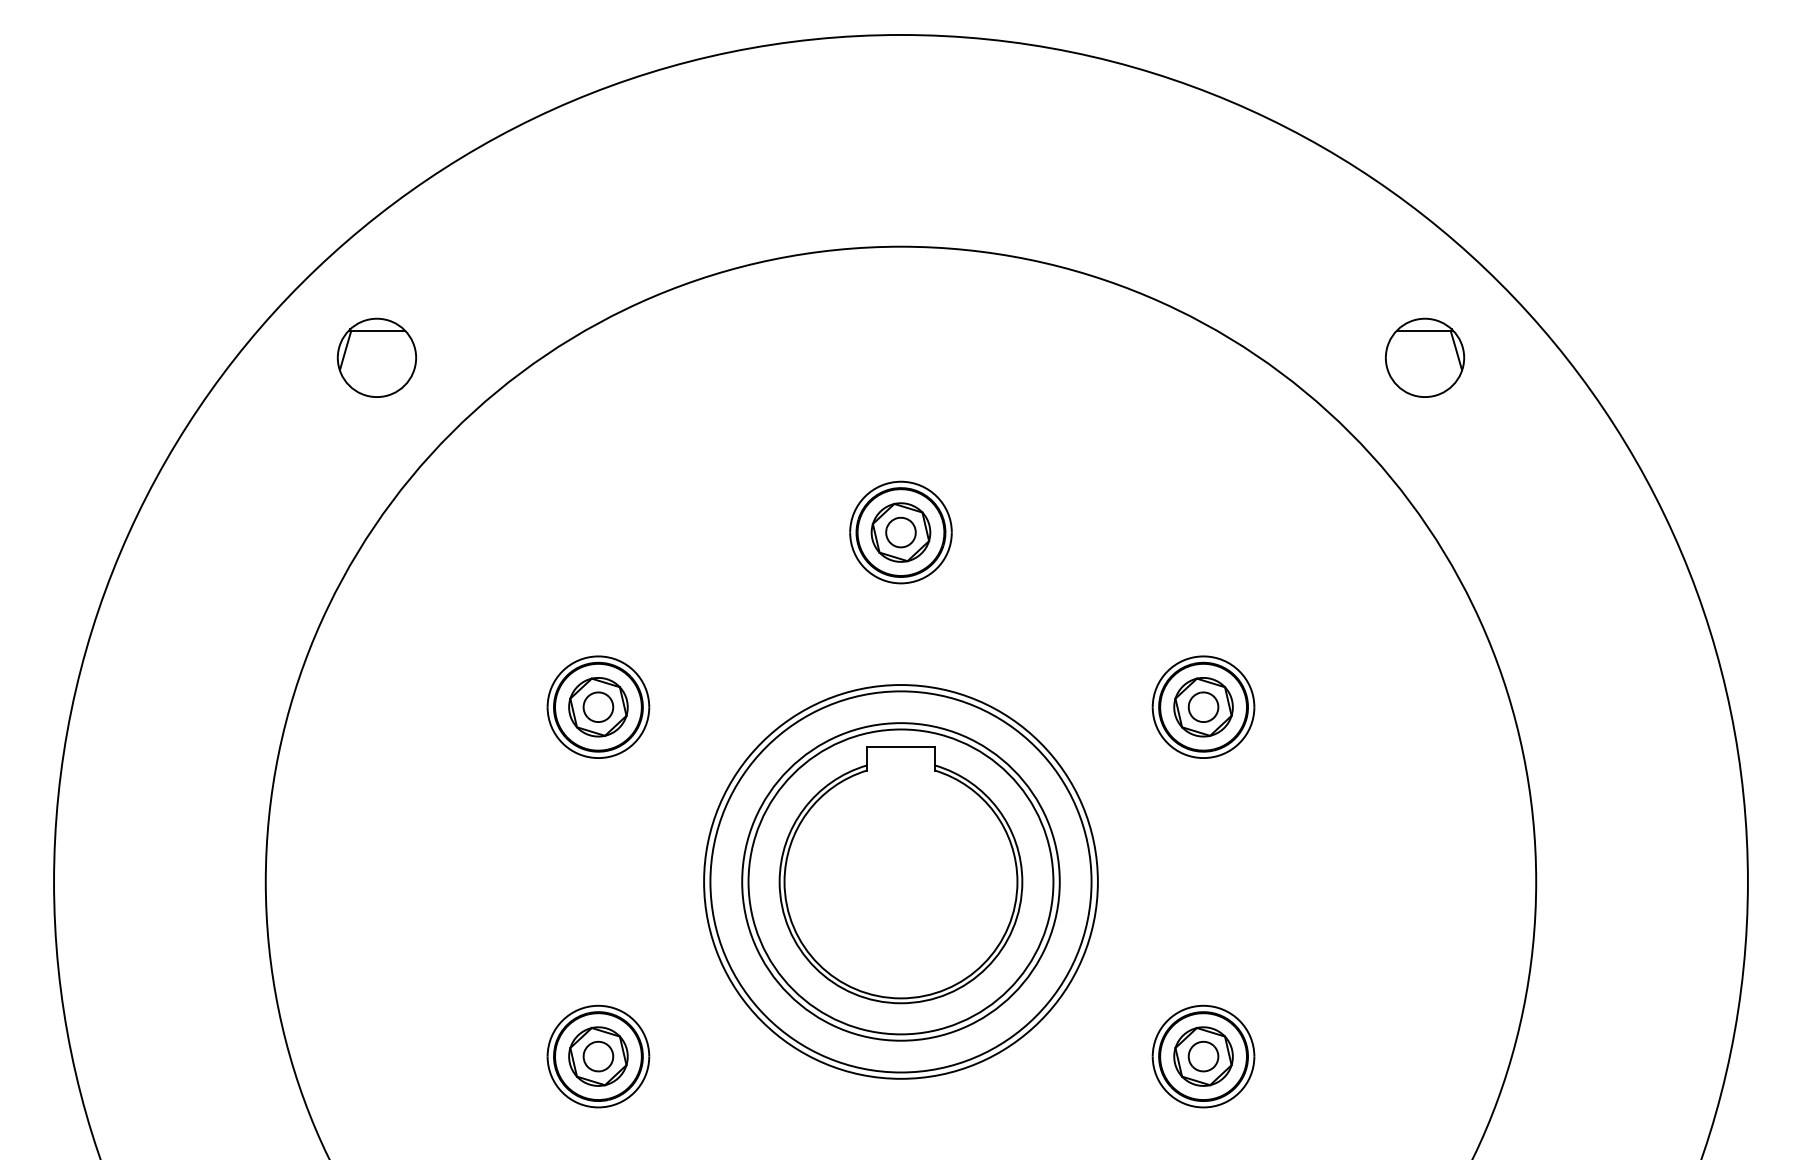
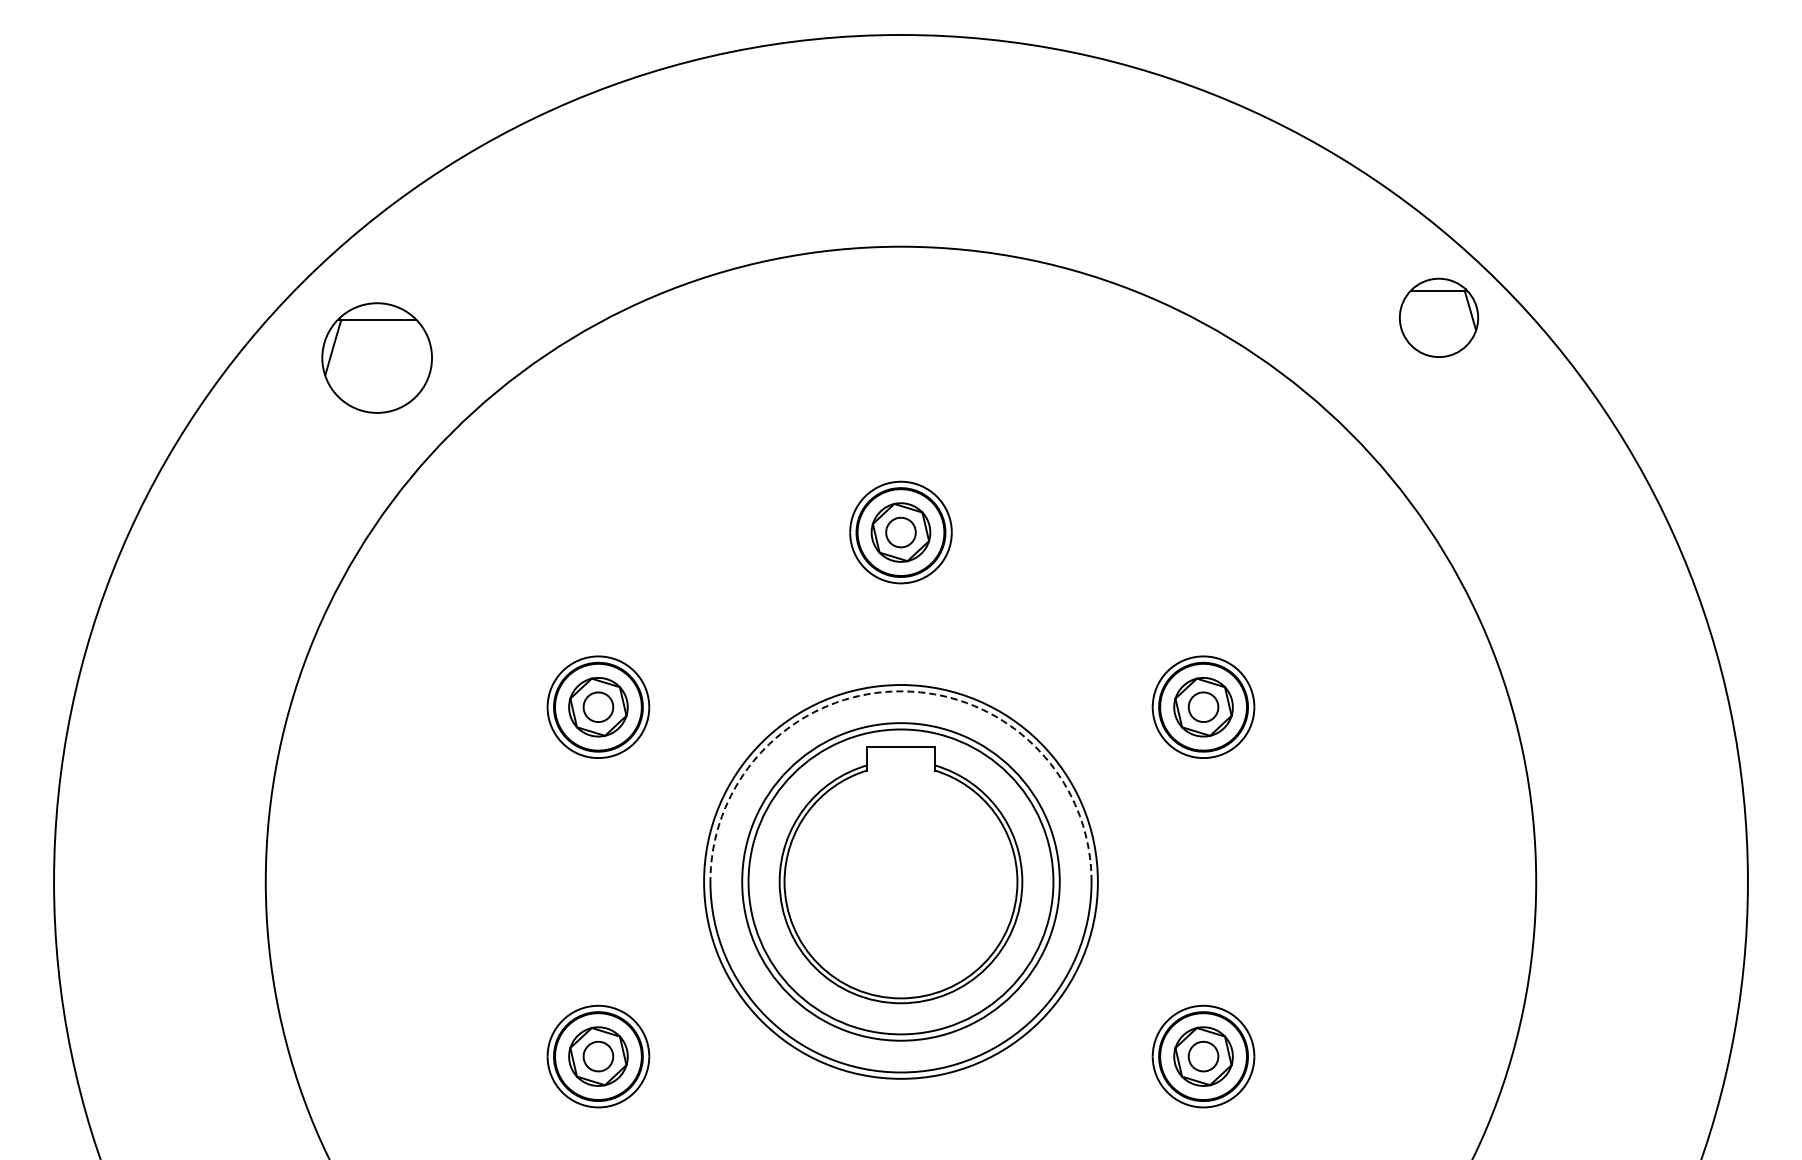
part size: 81x81 px -> 112x112 px (376, 357)
part position: (1425, 357) -> (1439, 317) (1439, 317)
arc: solid -> dashed (900, 691)
